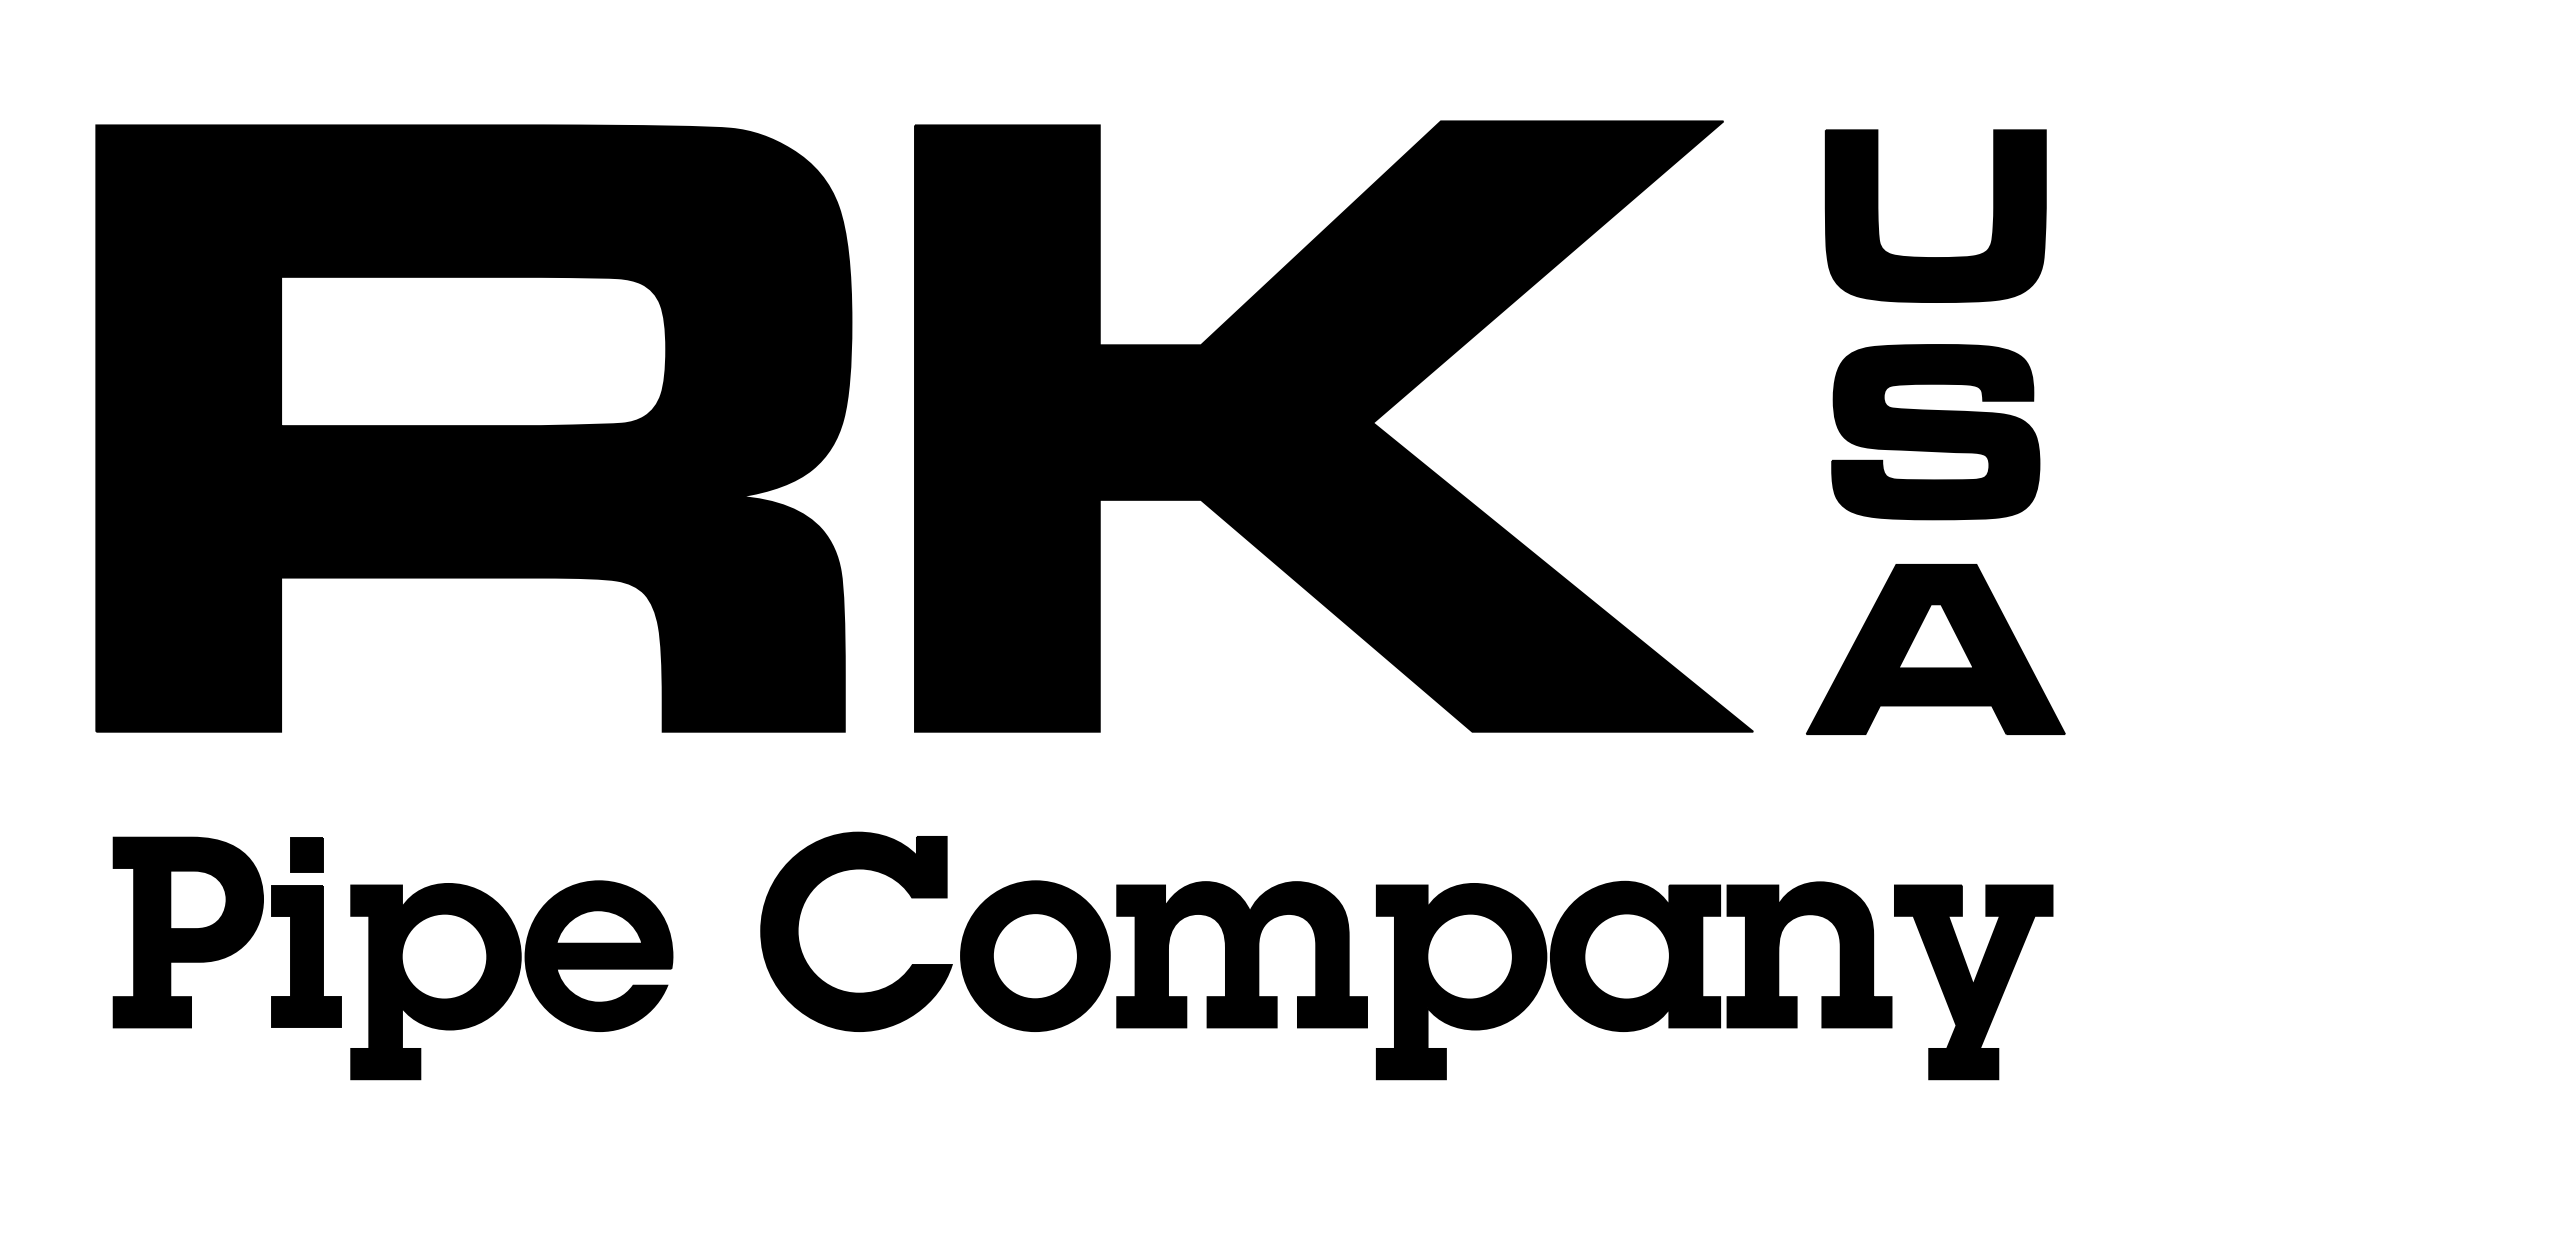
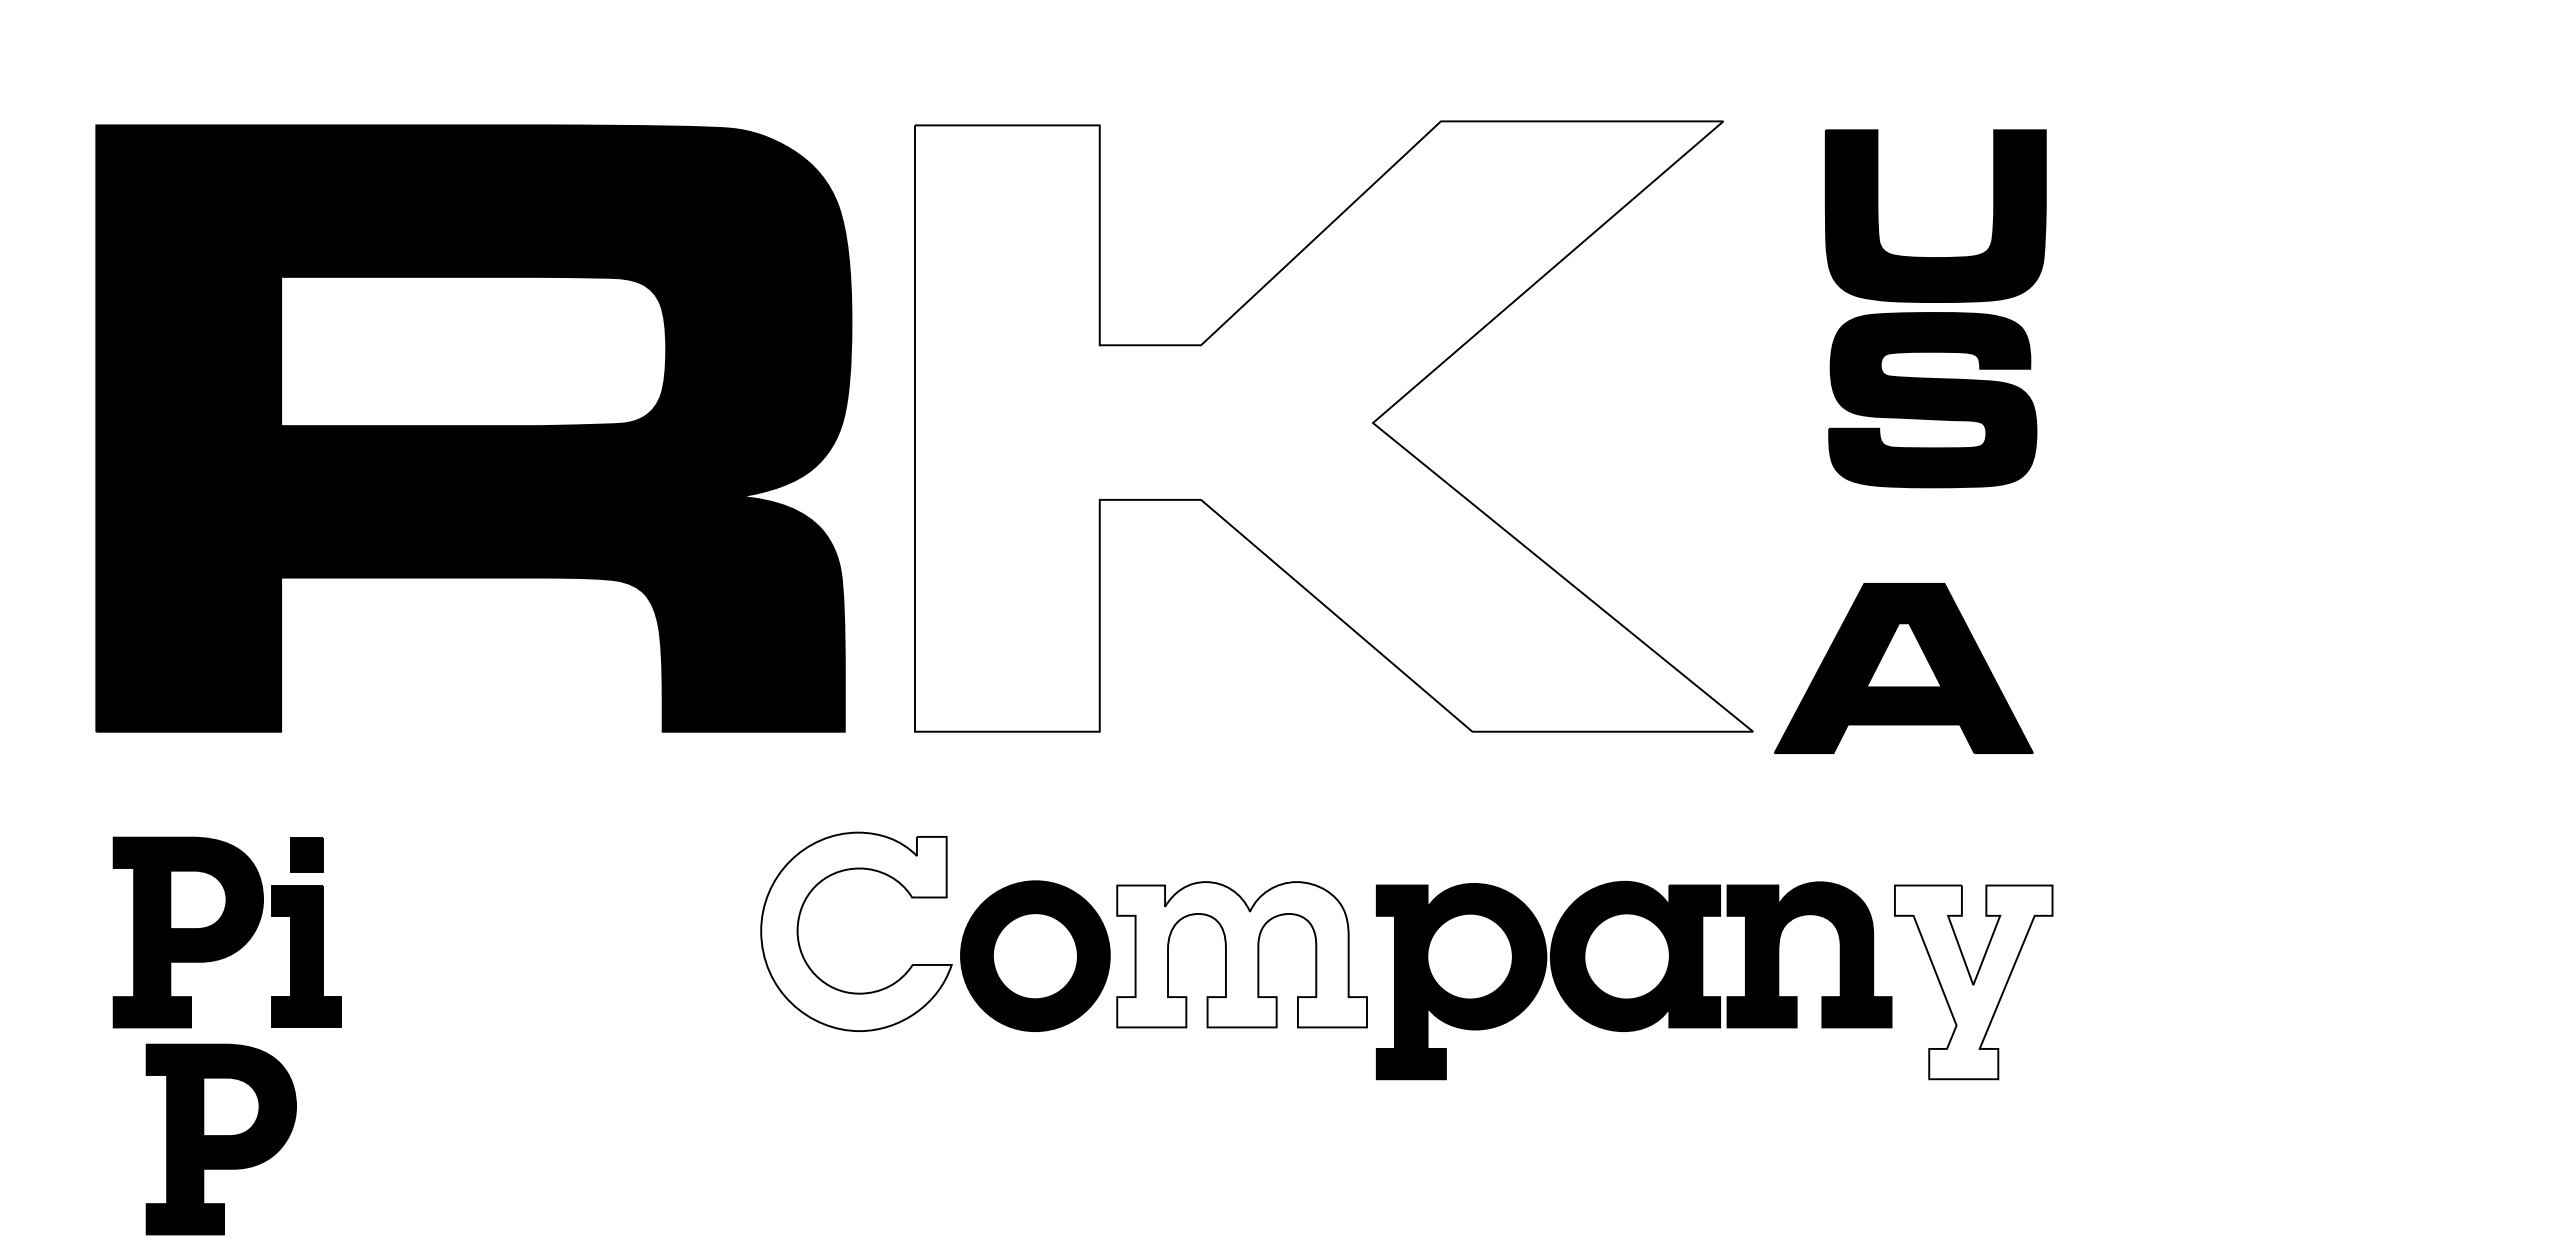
fill: present -> none (1333, 426)
part position: (1935, 432) -> (1932, 400) (1932, 400)
part position: (1935, 649) -> (1903, 668) (1903, 668)
fill: present -> none (856, 931)
fill: present -> none (1242, 954)
part: present -> none (511, 980)
fill: present -> none (1973, 982)
part: none -> present (220, 1139)
